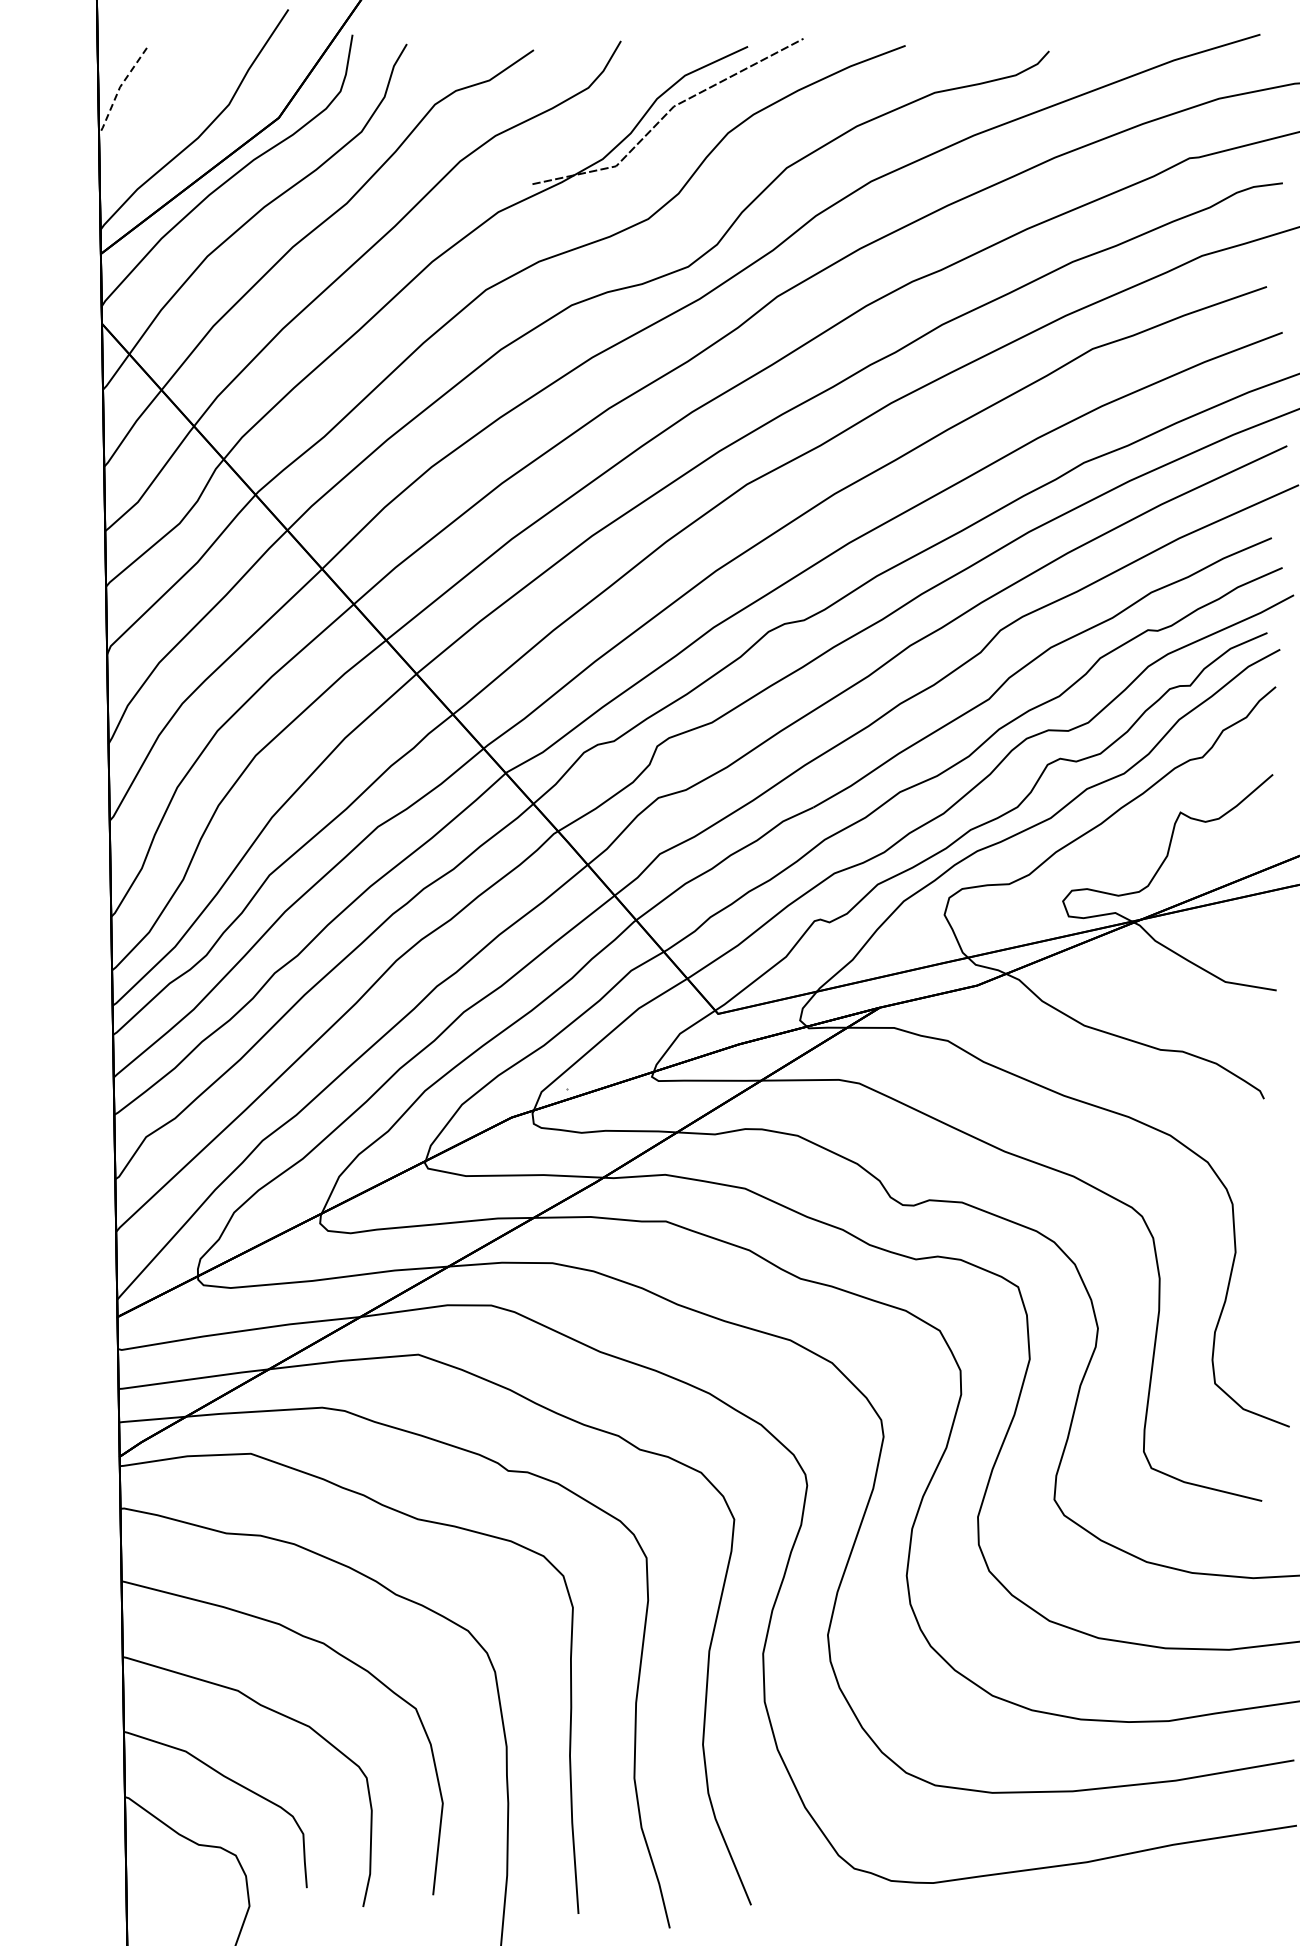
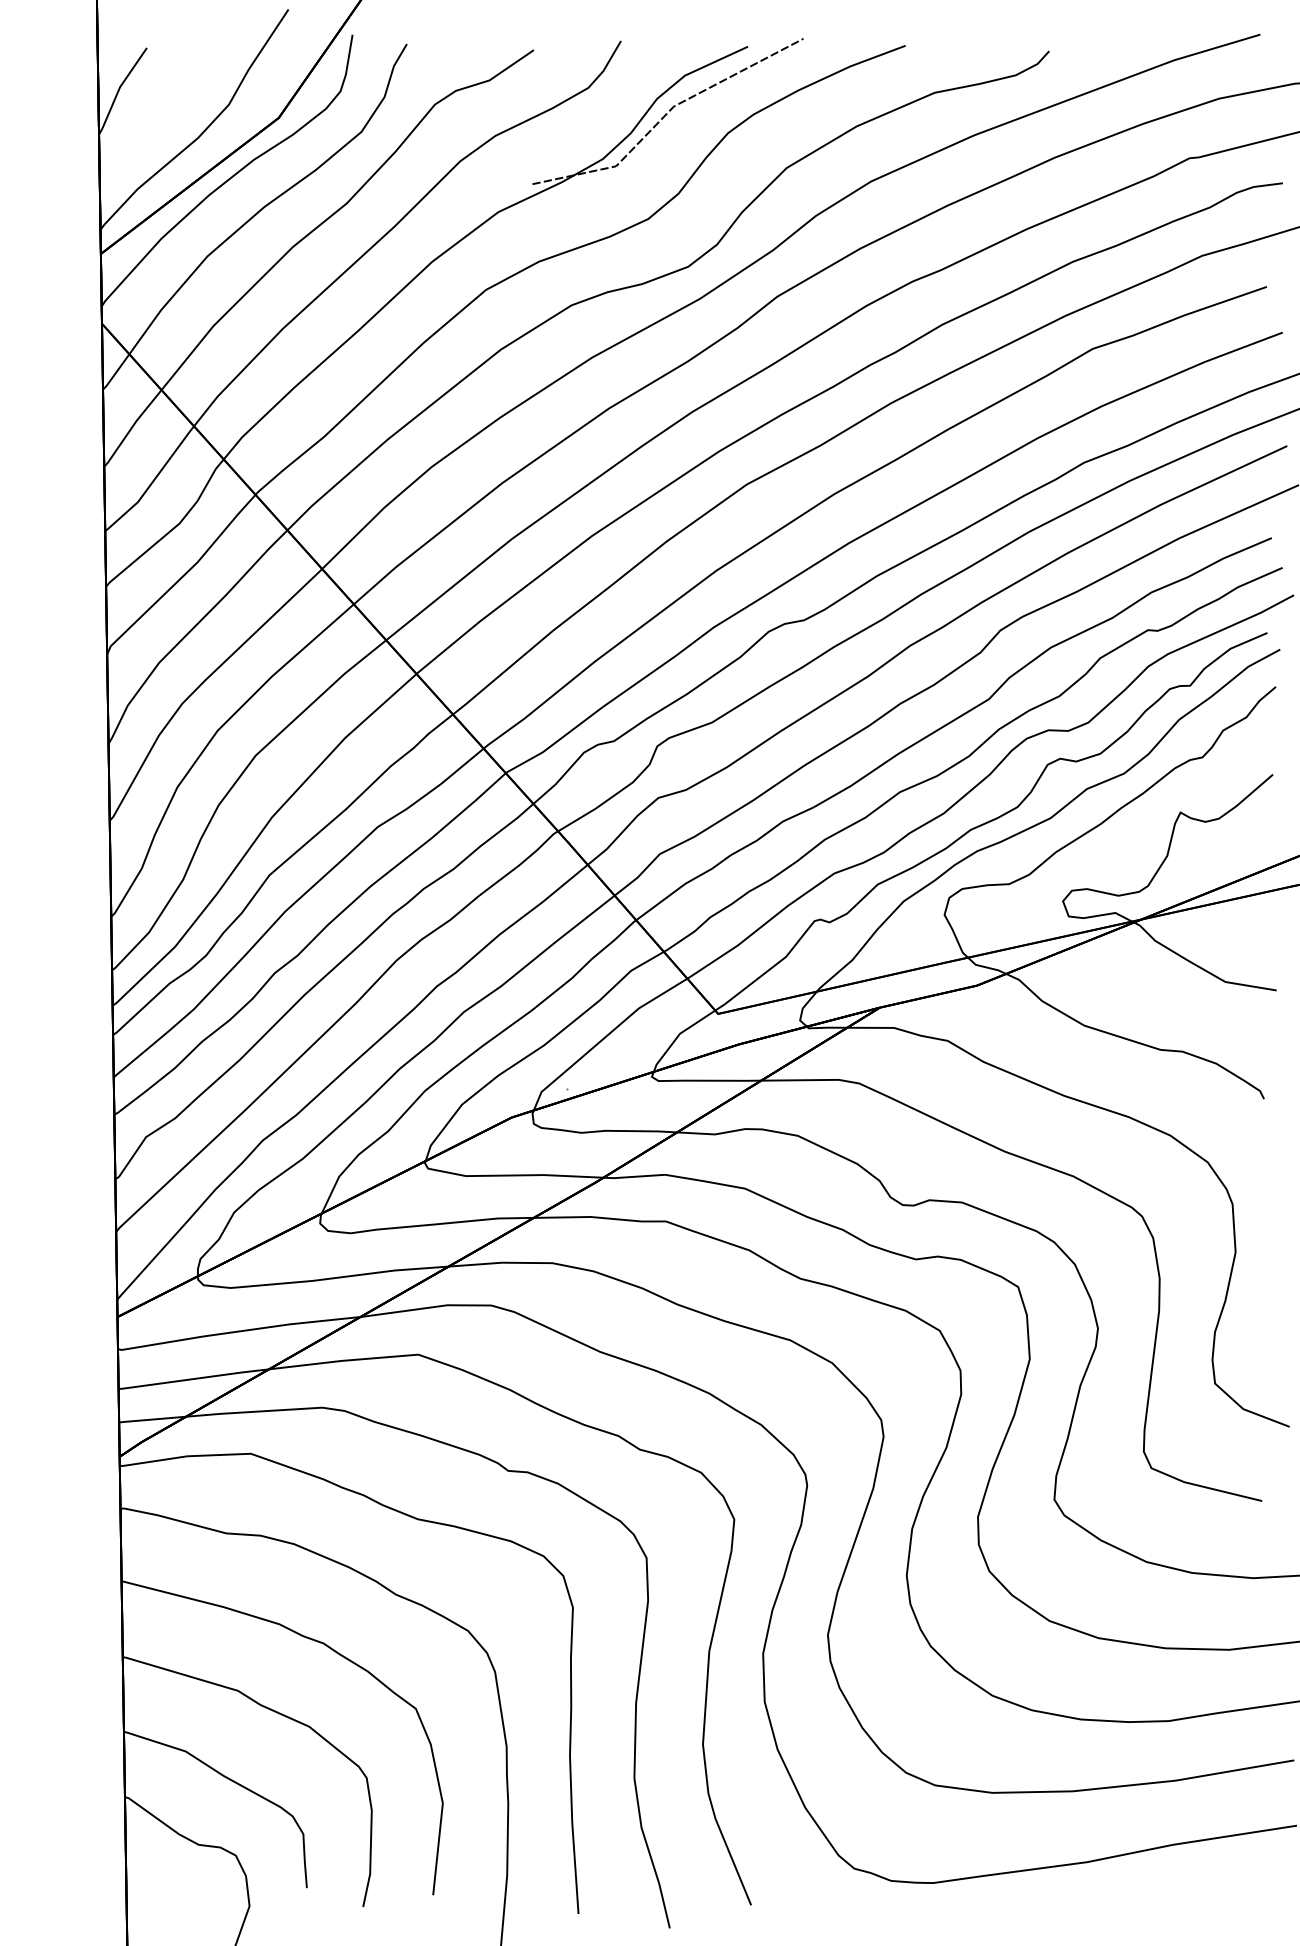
line: dashed -> solid (118, 89)
